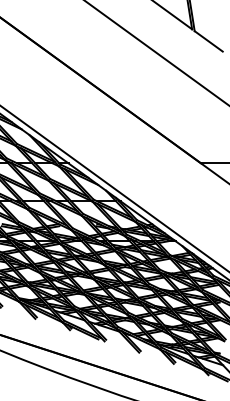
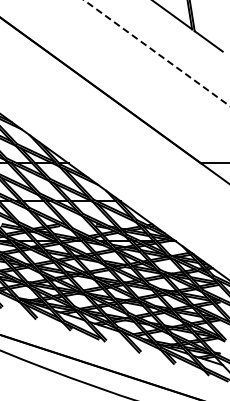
line: solid -> dashed (157, 53)
line: present -> none (114, 188)
